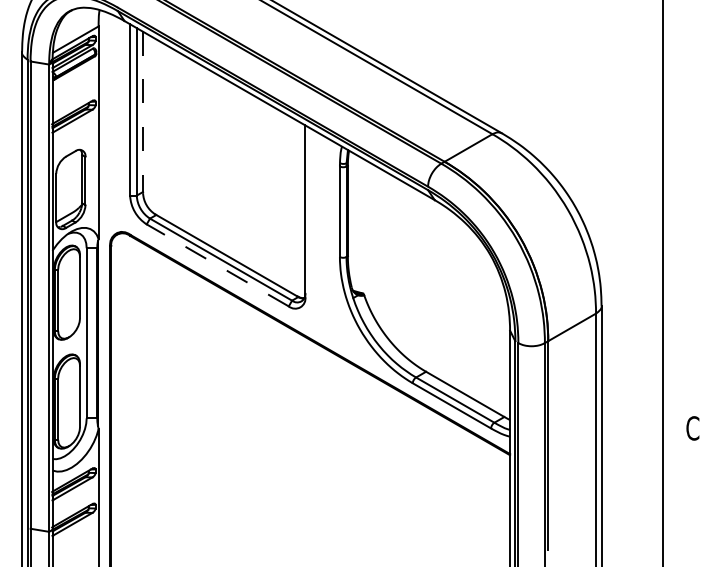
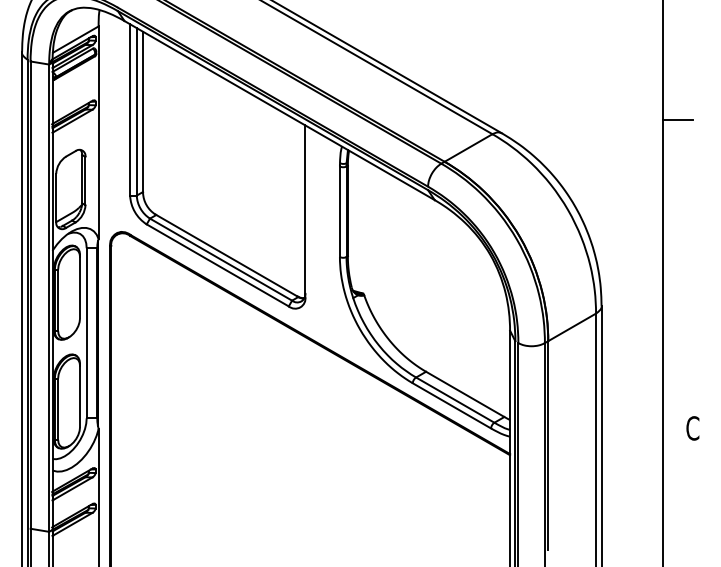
line: dashed -> solid (143, 112)
line: none -> present (678, 119)
line: dashed -> solid (217, 265)
